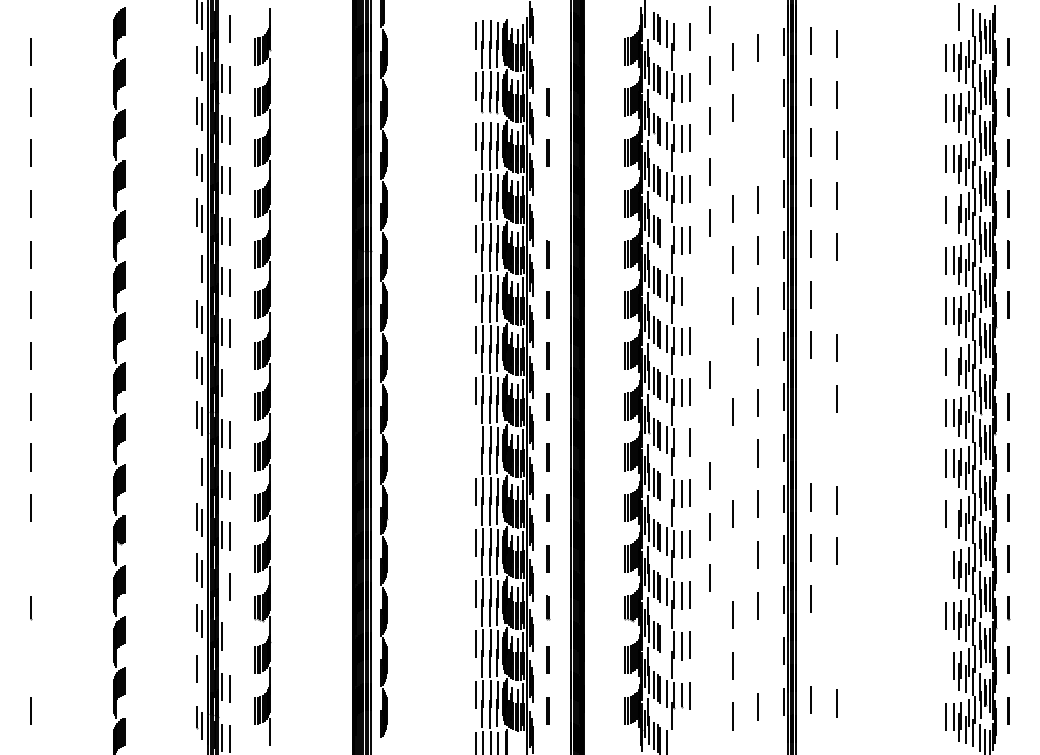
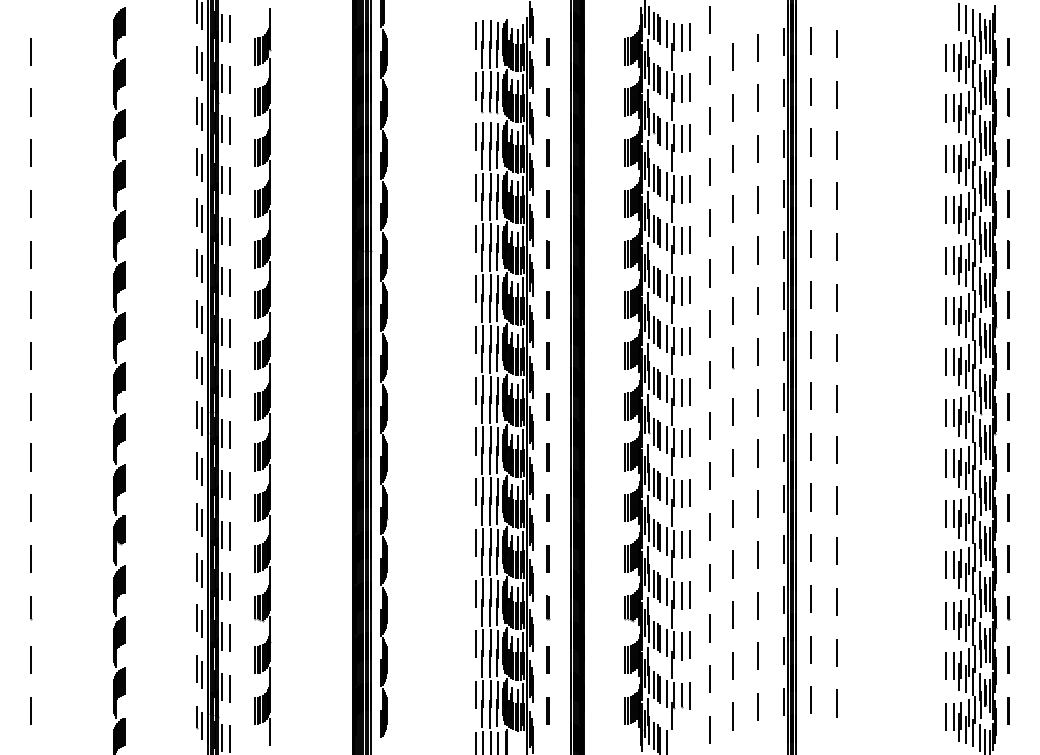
line: none -> present (966, 19)
line: none -> present (649, 20)
line: none -> present (222, 27)
line: none -> present (681, 37)
line: none -> present (547, 51)
line: none -> present (758, 98)
line: none -> present (758, 149)
line: none -> present (733, 158)
line: none -> present (547, 203)
line: none -> present (953, 209)
line: none -> present (667, 237)
line: none -> present (196, 263)
line: none -> present (710, 273)
line: none -> present (689, 290)
line: none -> present (837, 297)
line: none -> present (710, 324)
line: none -> present (1008, 355)
line: none -> present (733, 358)
line: none -> present (953, 361)
line: none -> present (230, 384)
line: none -> present (810, 395)
line: none -> present (710, 425)
line: none -> present (475, 441)
line: none -> present (681, 443)
line: none -> present (810, 446)
line: none -> present (836, 449)
line: none -> present (732, 462)
line: none -> present (196, 465)
line: none -> present (667, 490)
line: none -> present (953, 514)
line: none -> present (31, 558)
line: none -> present (732, 564)
line: none -> present (946, 564)
line: none -> present (222, 585)
line: none -> present (836, 601)
line: none -> present (710, 628)
line: none -> present (230, 637)
line: none -> present (667, 642)
line: none -> present (810, 649)
line: none -> present (837, 652)
line: none -> present (758, 656)
line: none -> present (30, 659)
line: none -> present (946, 666)
line: none -> present (201, 675)
line: none -> present (710, 679)
line: none -> present (709, 729)
